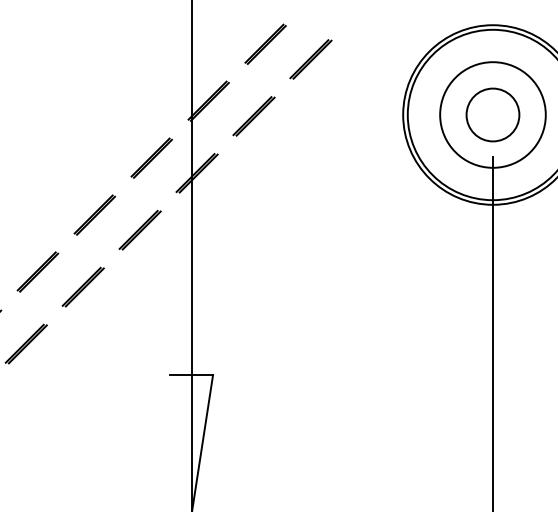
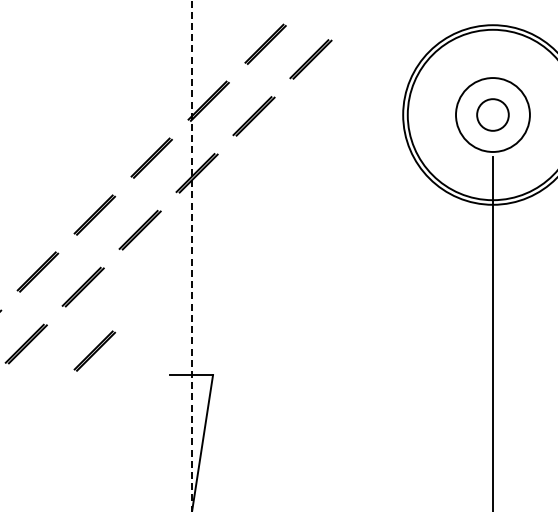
circle diameter: 106 px -> 74 px (492, 114)
circle diameter: 53 px -> 32 px (492, 114)
line: solid -> dashed (191, 256)
line: none -> present (94, 350)
